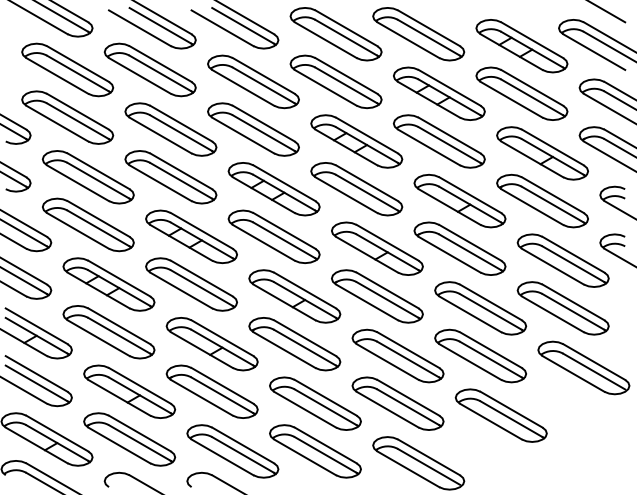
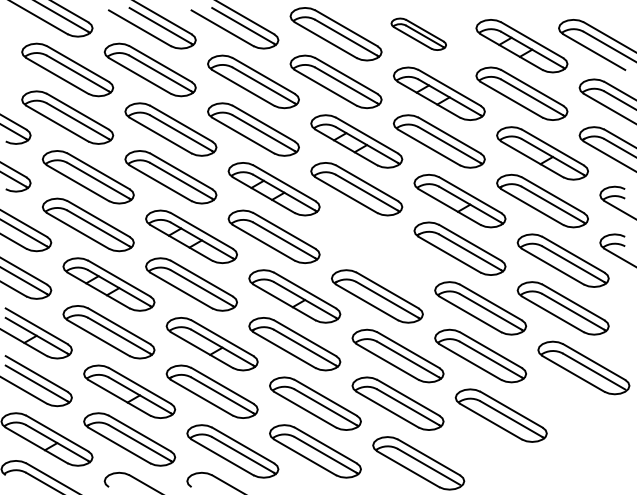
line: present -> none (607, 12)
part size: 94x55 px -> 57x34 px (418, 33)
part: present -> none (377, 248)
